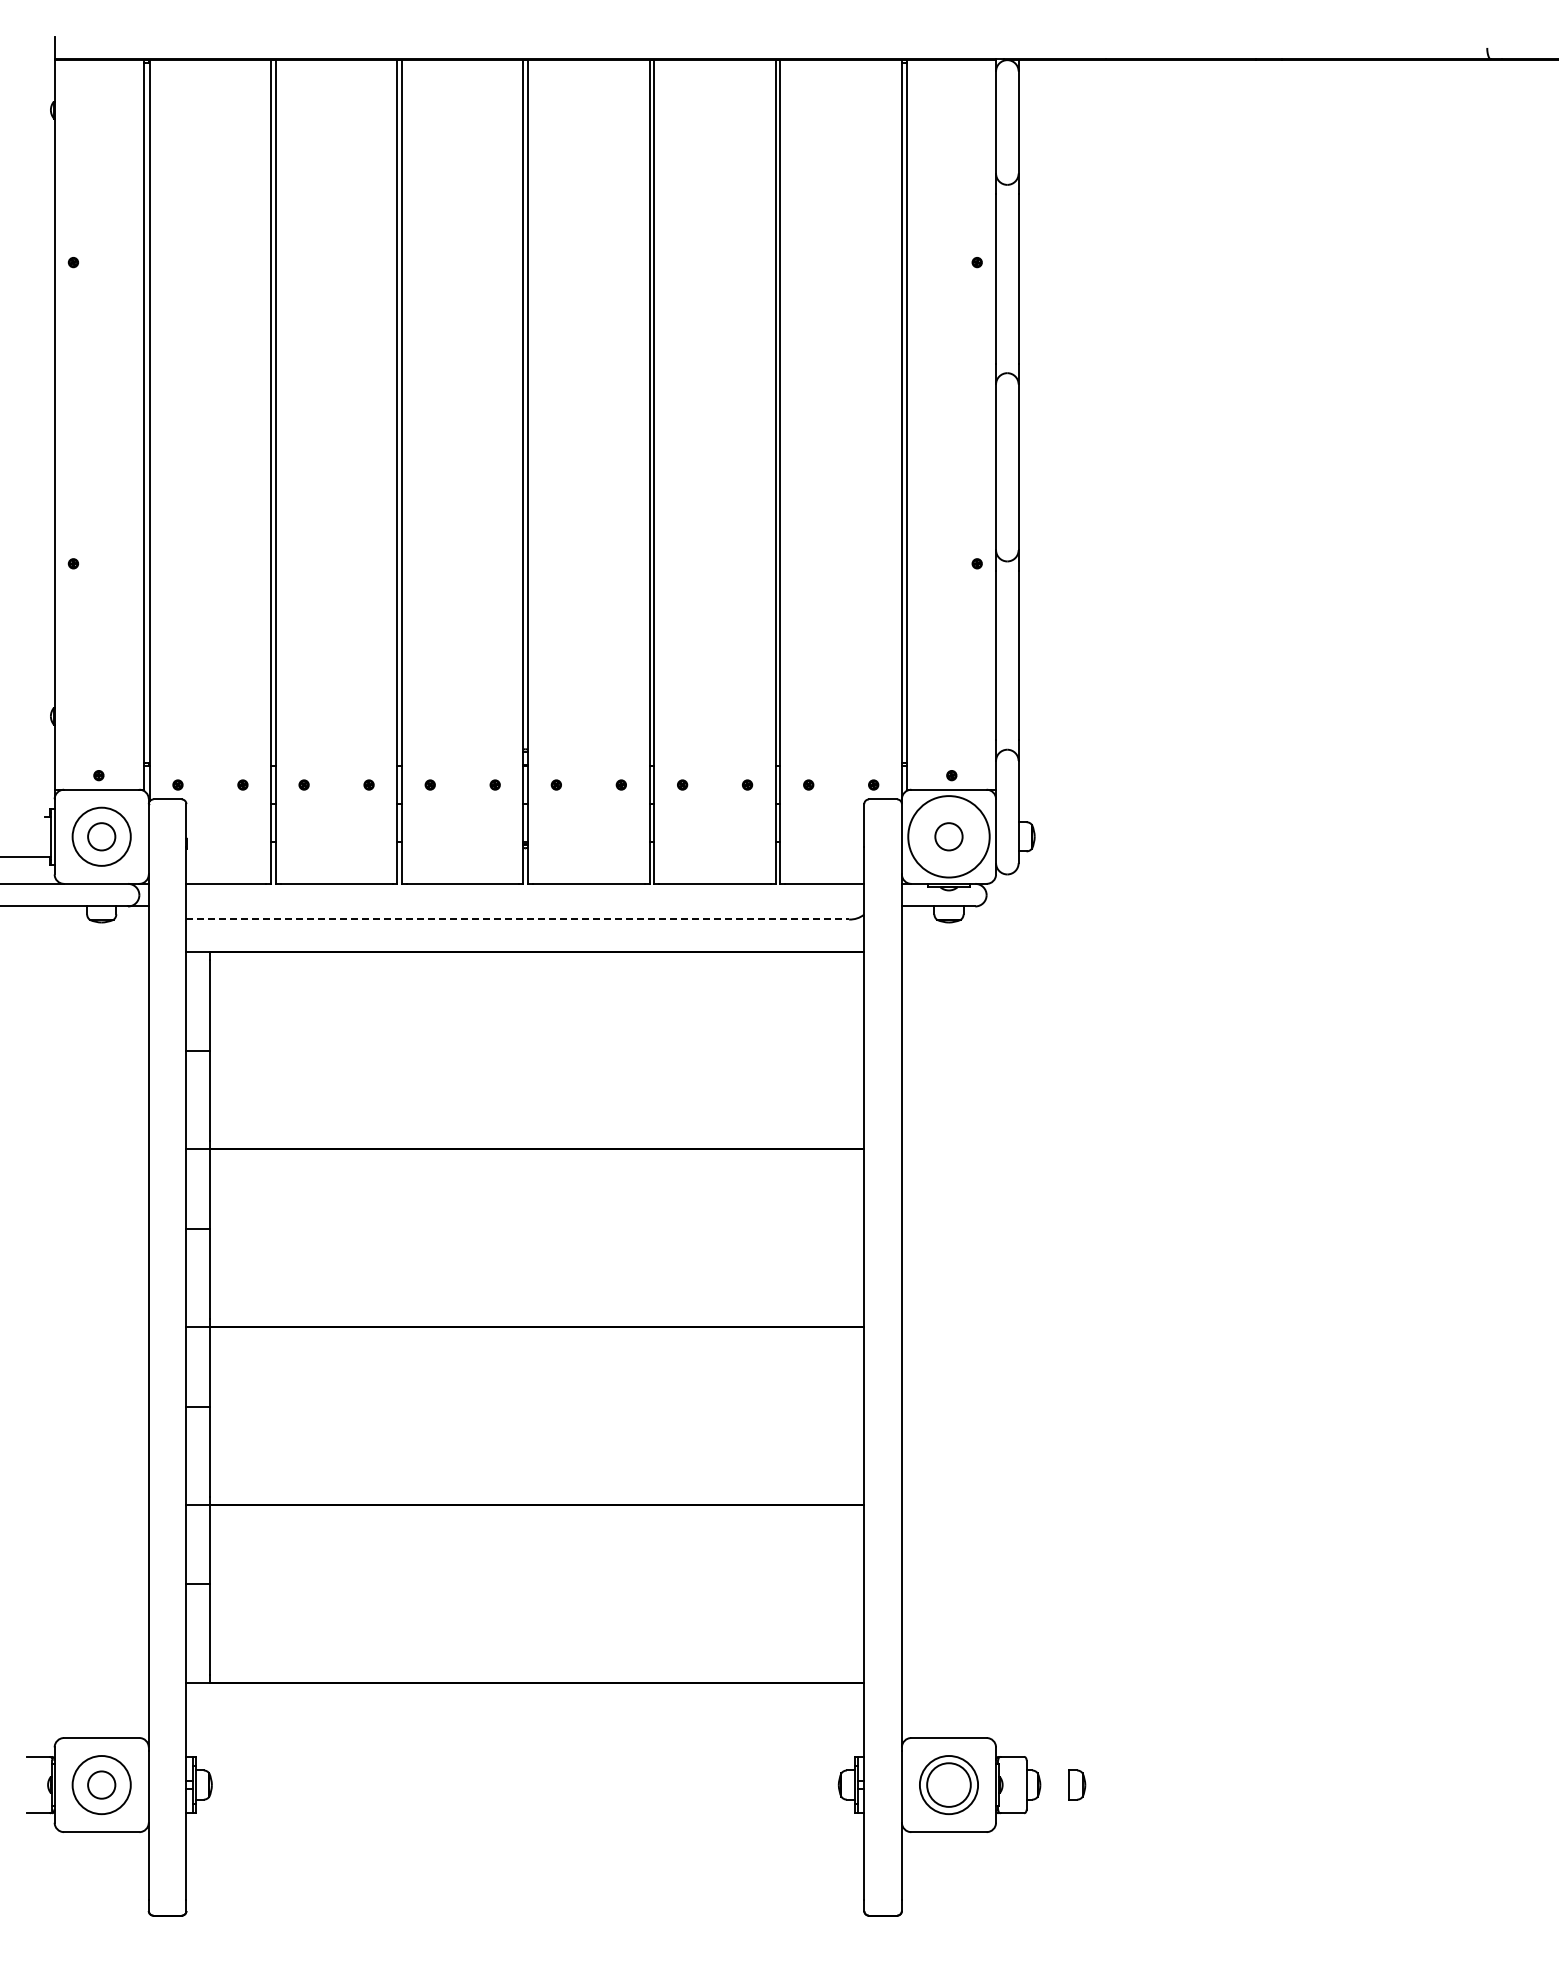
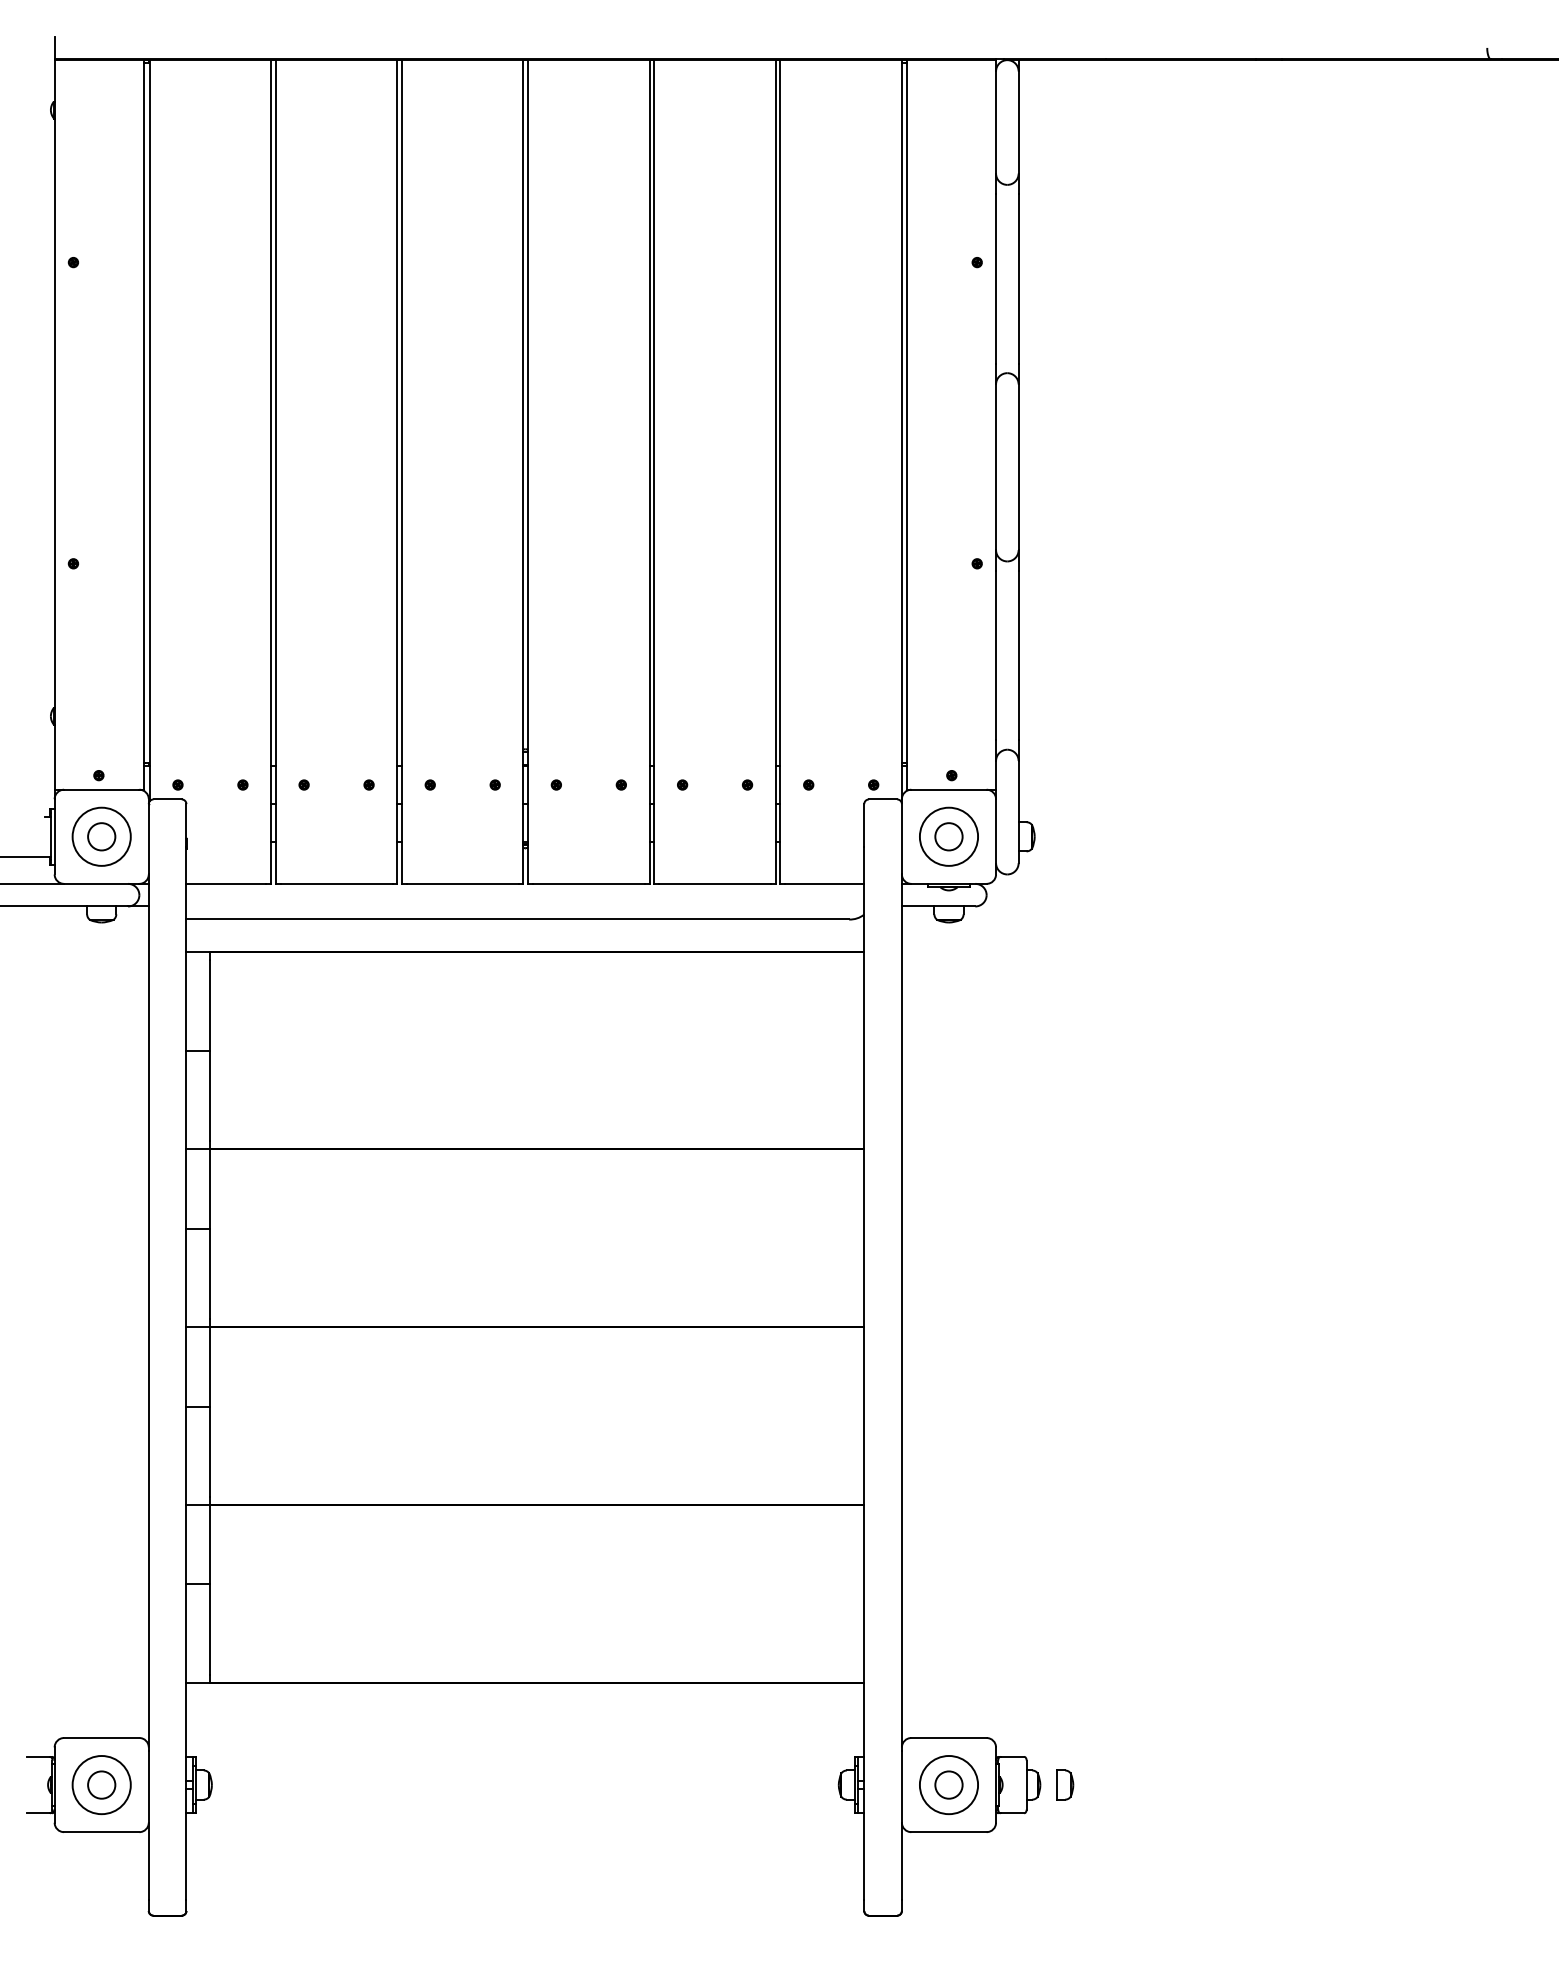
circle diameter: 81 px -> 58 px (948, 836)
line: dashed -> solid (518, 919)
circle diameter: 44 px -> 27 px (948, 1784)
part position: (1077, 1784) -> (1065, 1784) (1065, 1784)
